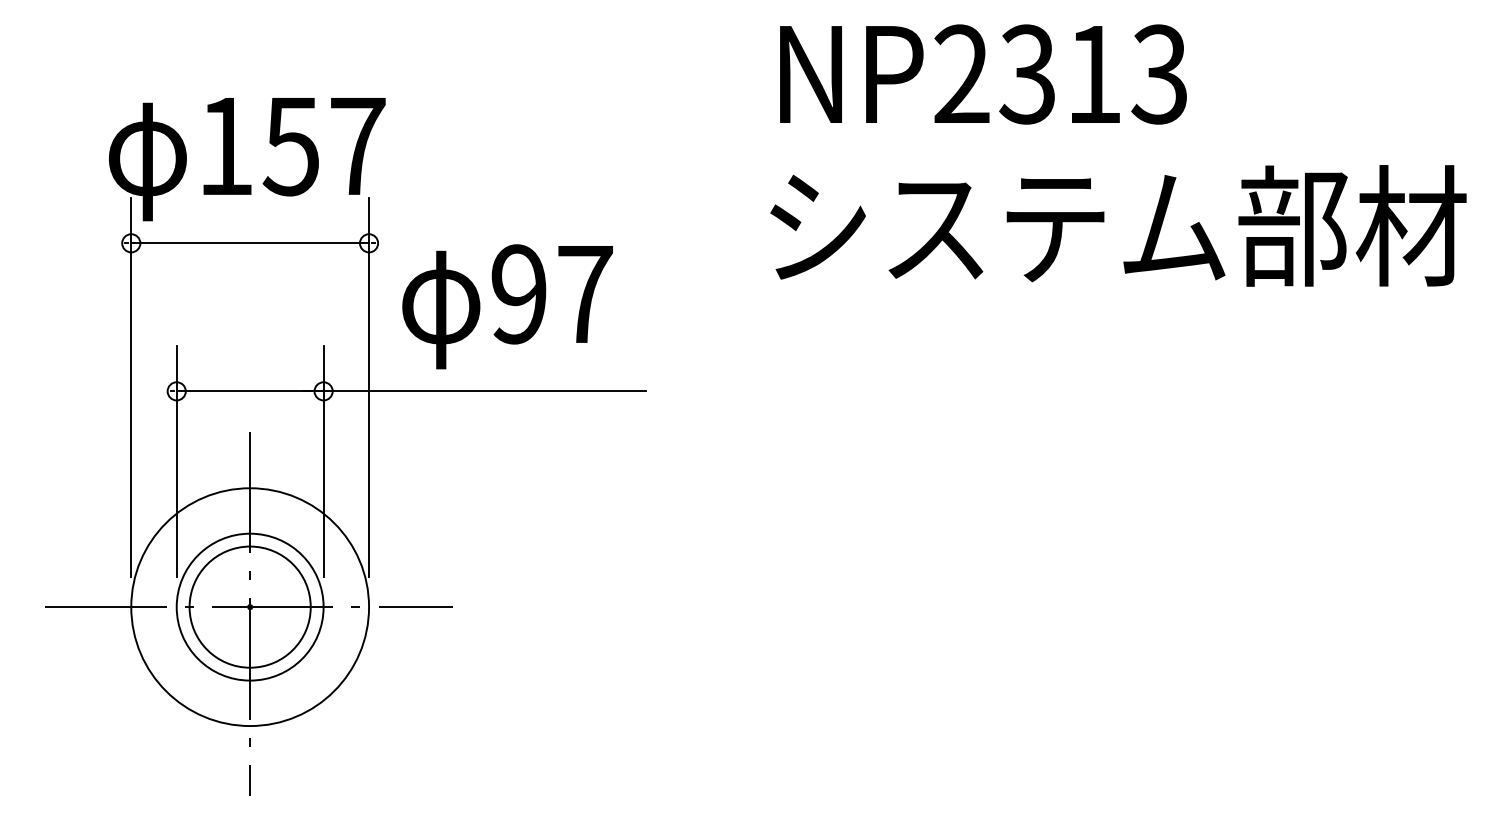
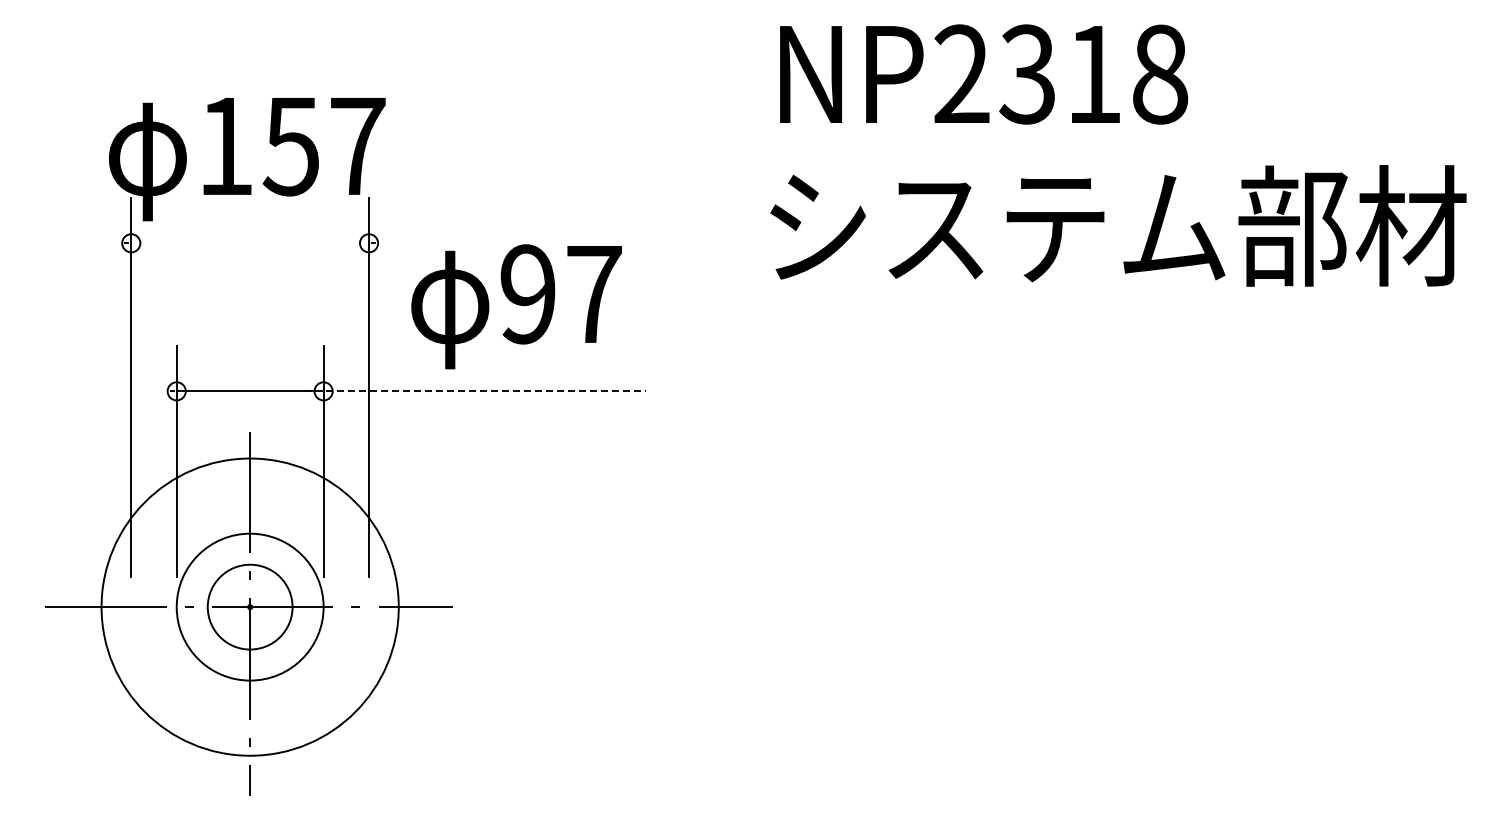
text: NP2313 -> NP2318 (1159, 74)
line: present -> none (250, 243)
text position: (507, 306) -> (516, 306) (516, 306)
line: solid -> dashed (475, 391)
circle diameter: 121 px -> 85 px (249, 606)
circle diameter: 238 px -> 297 px (249, 606)
